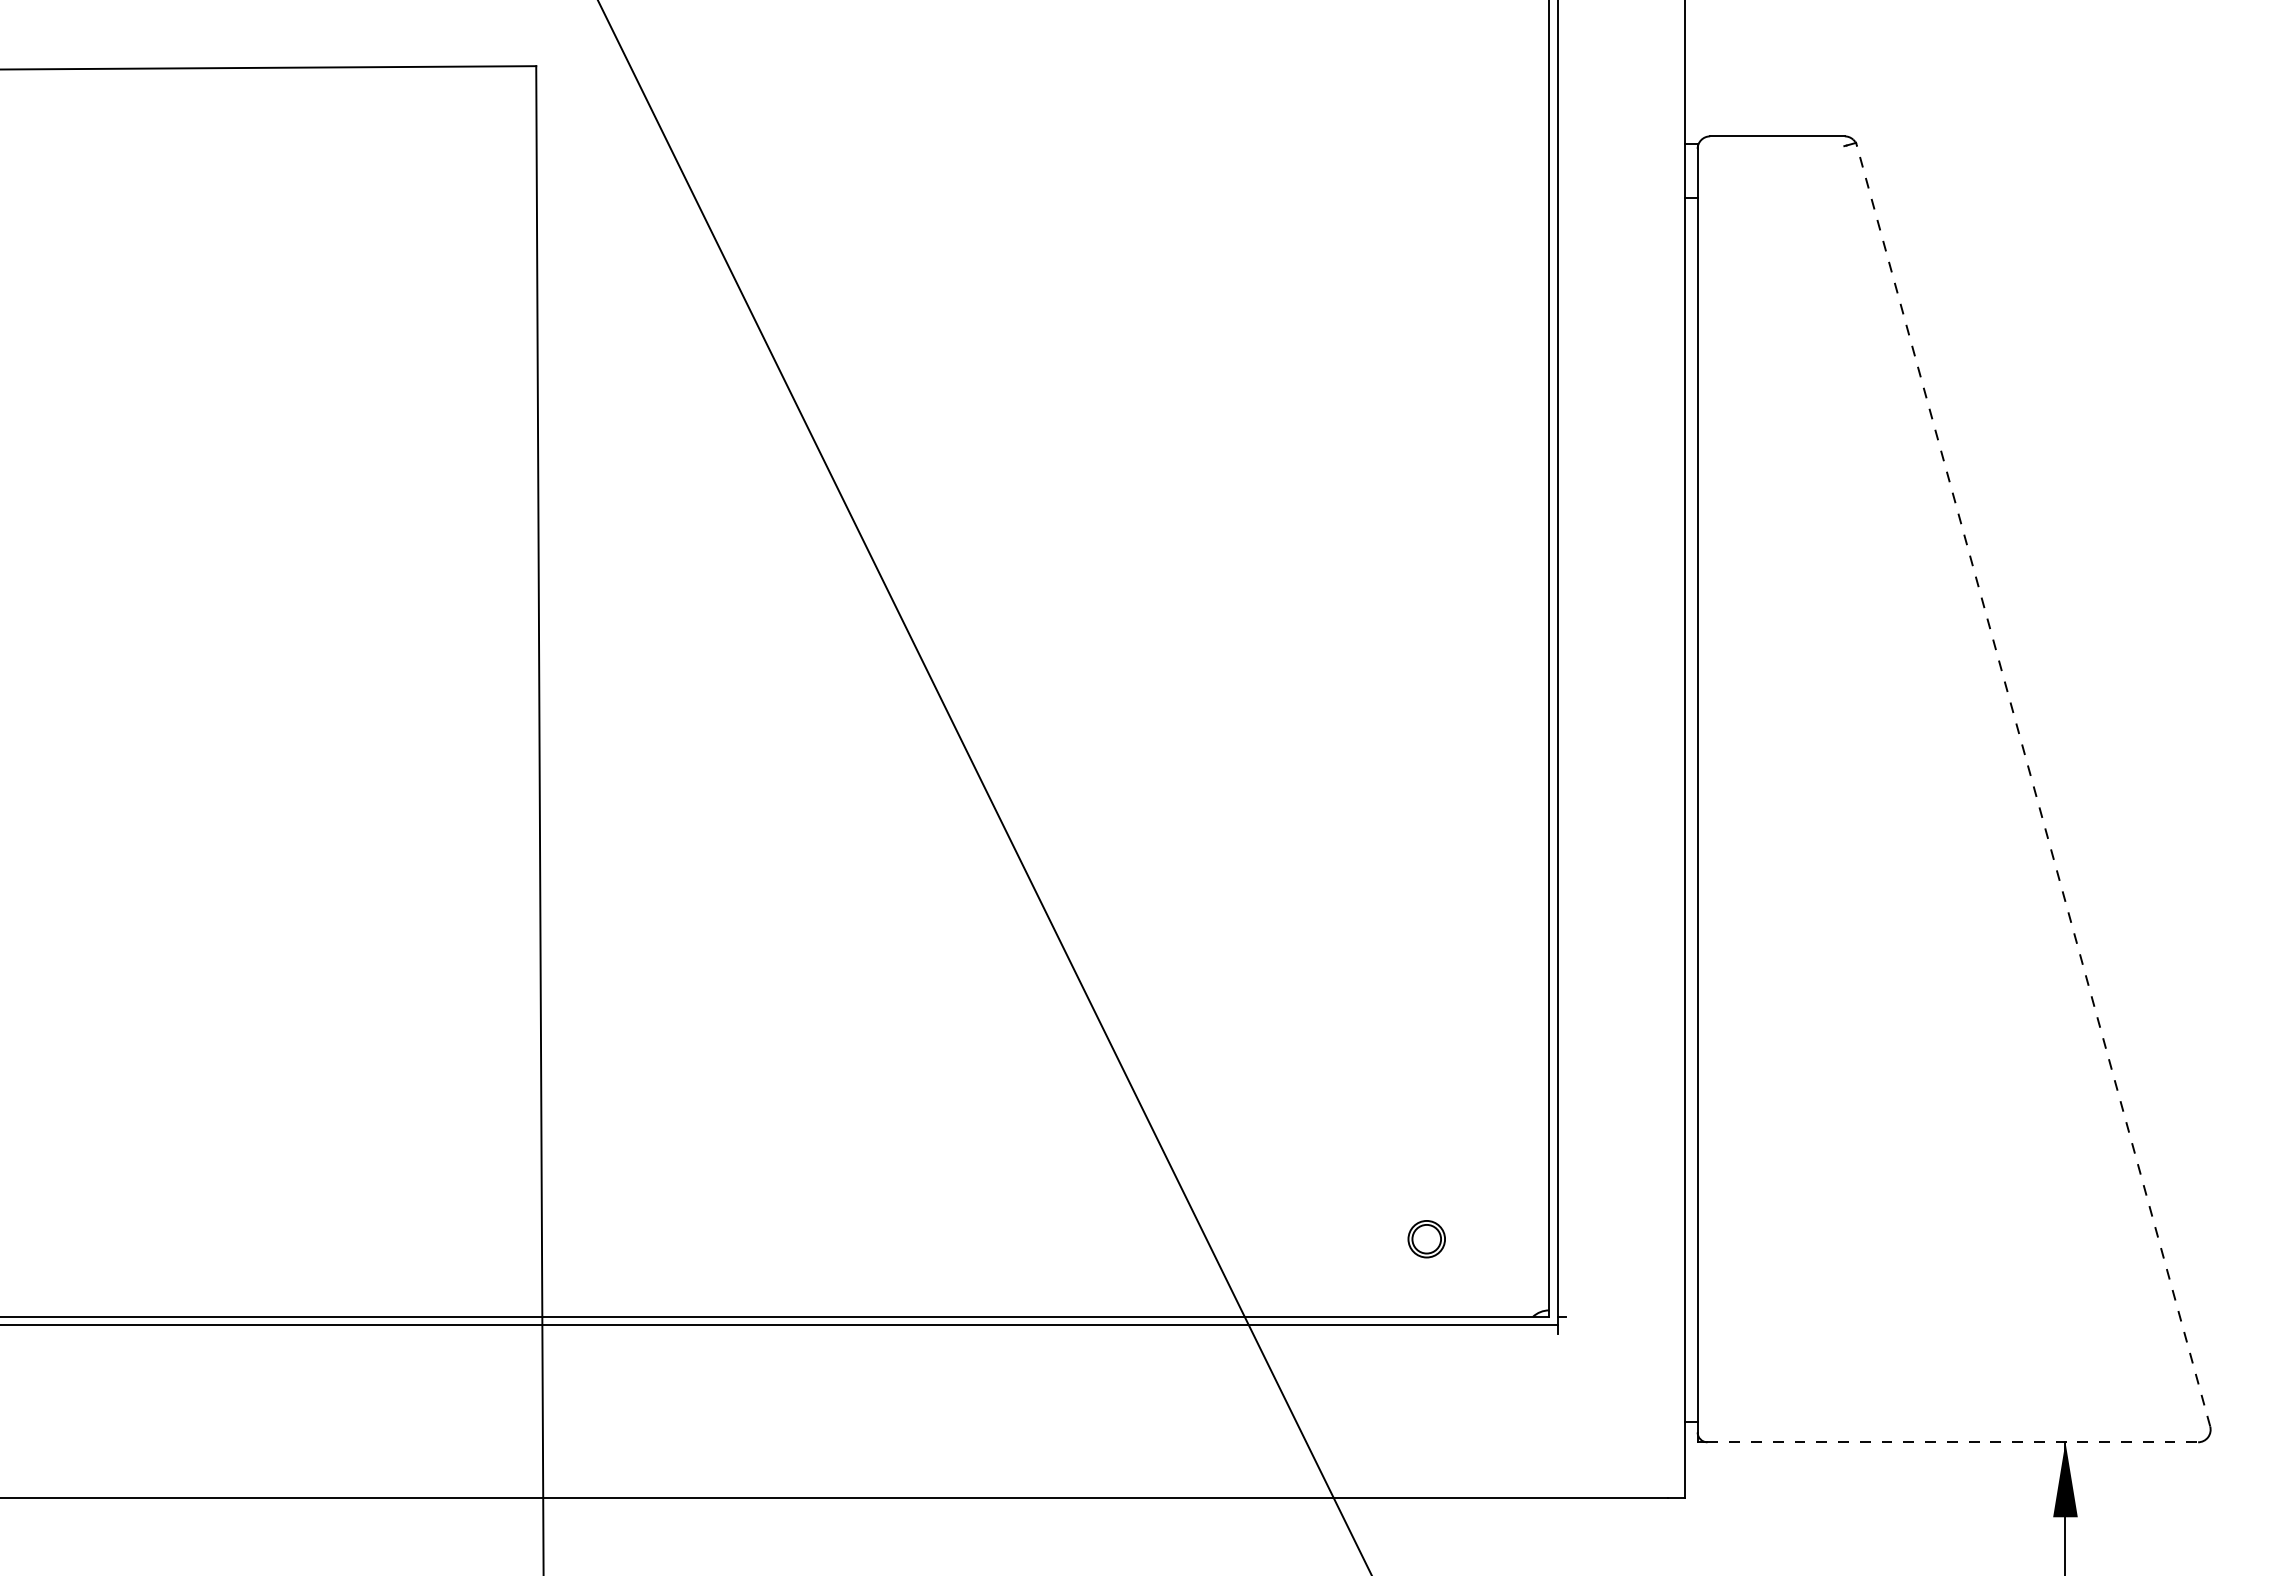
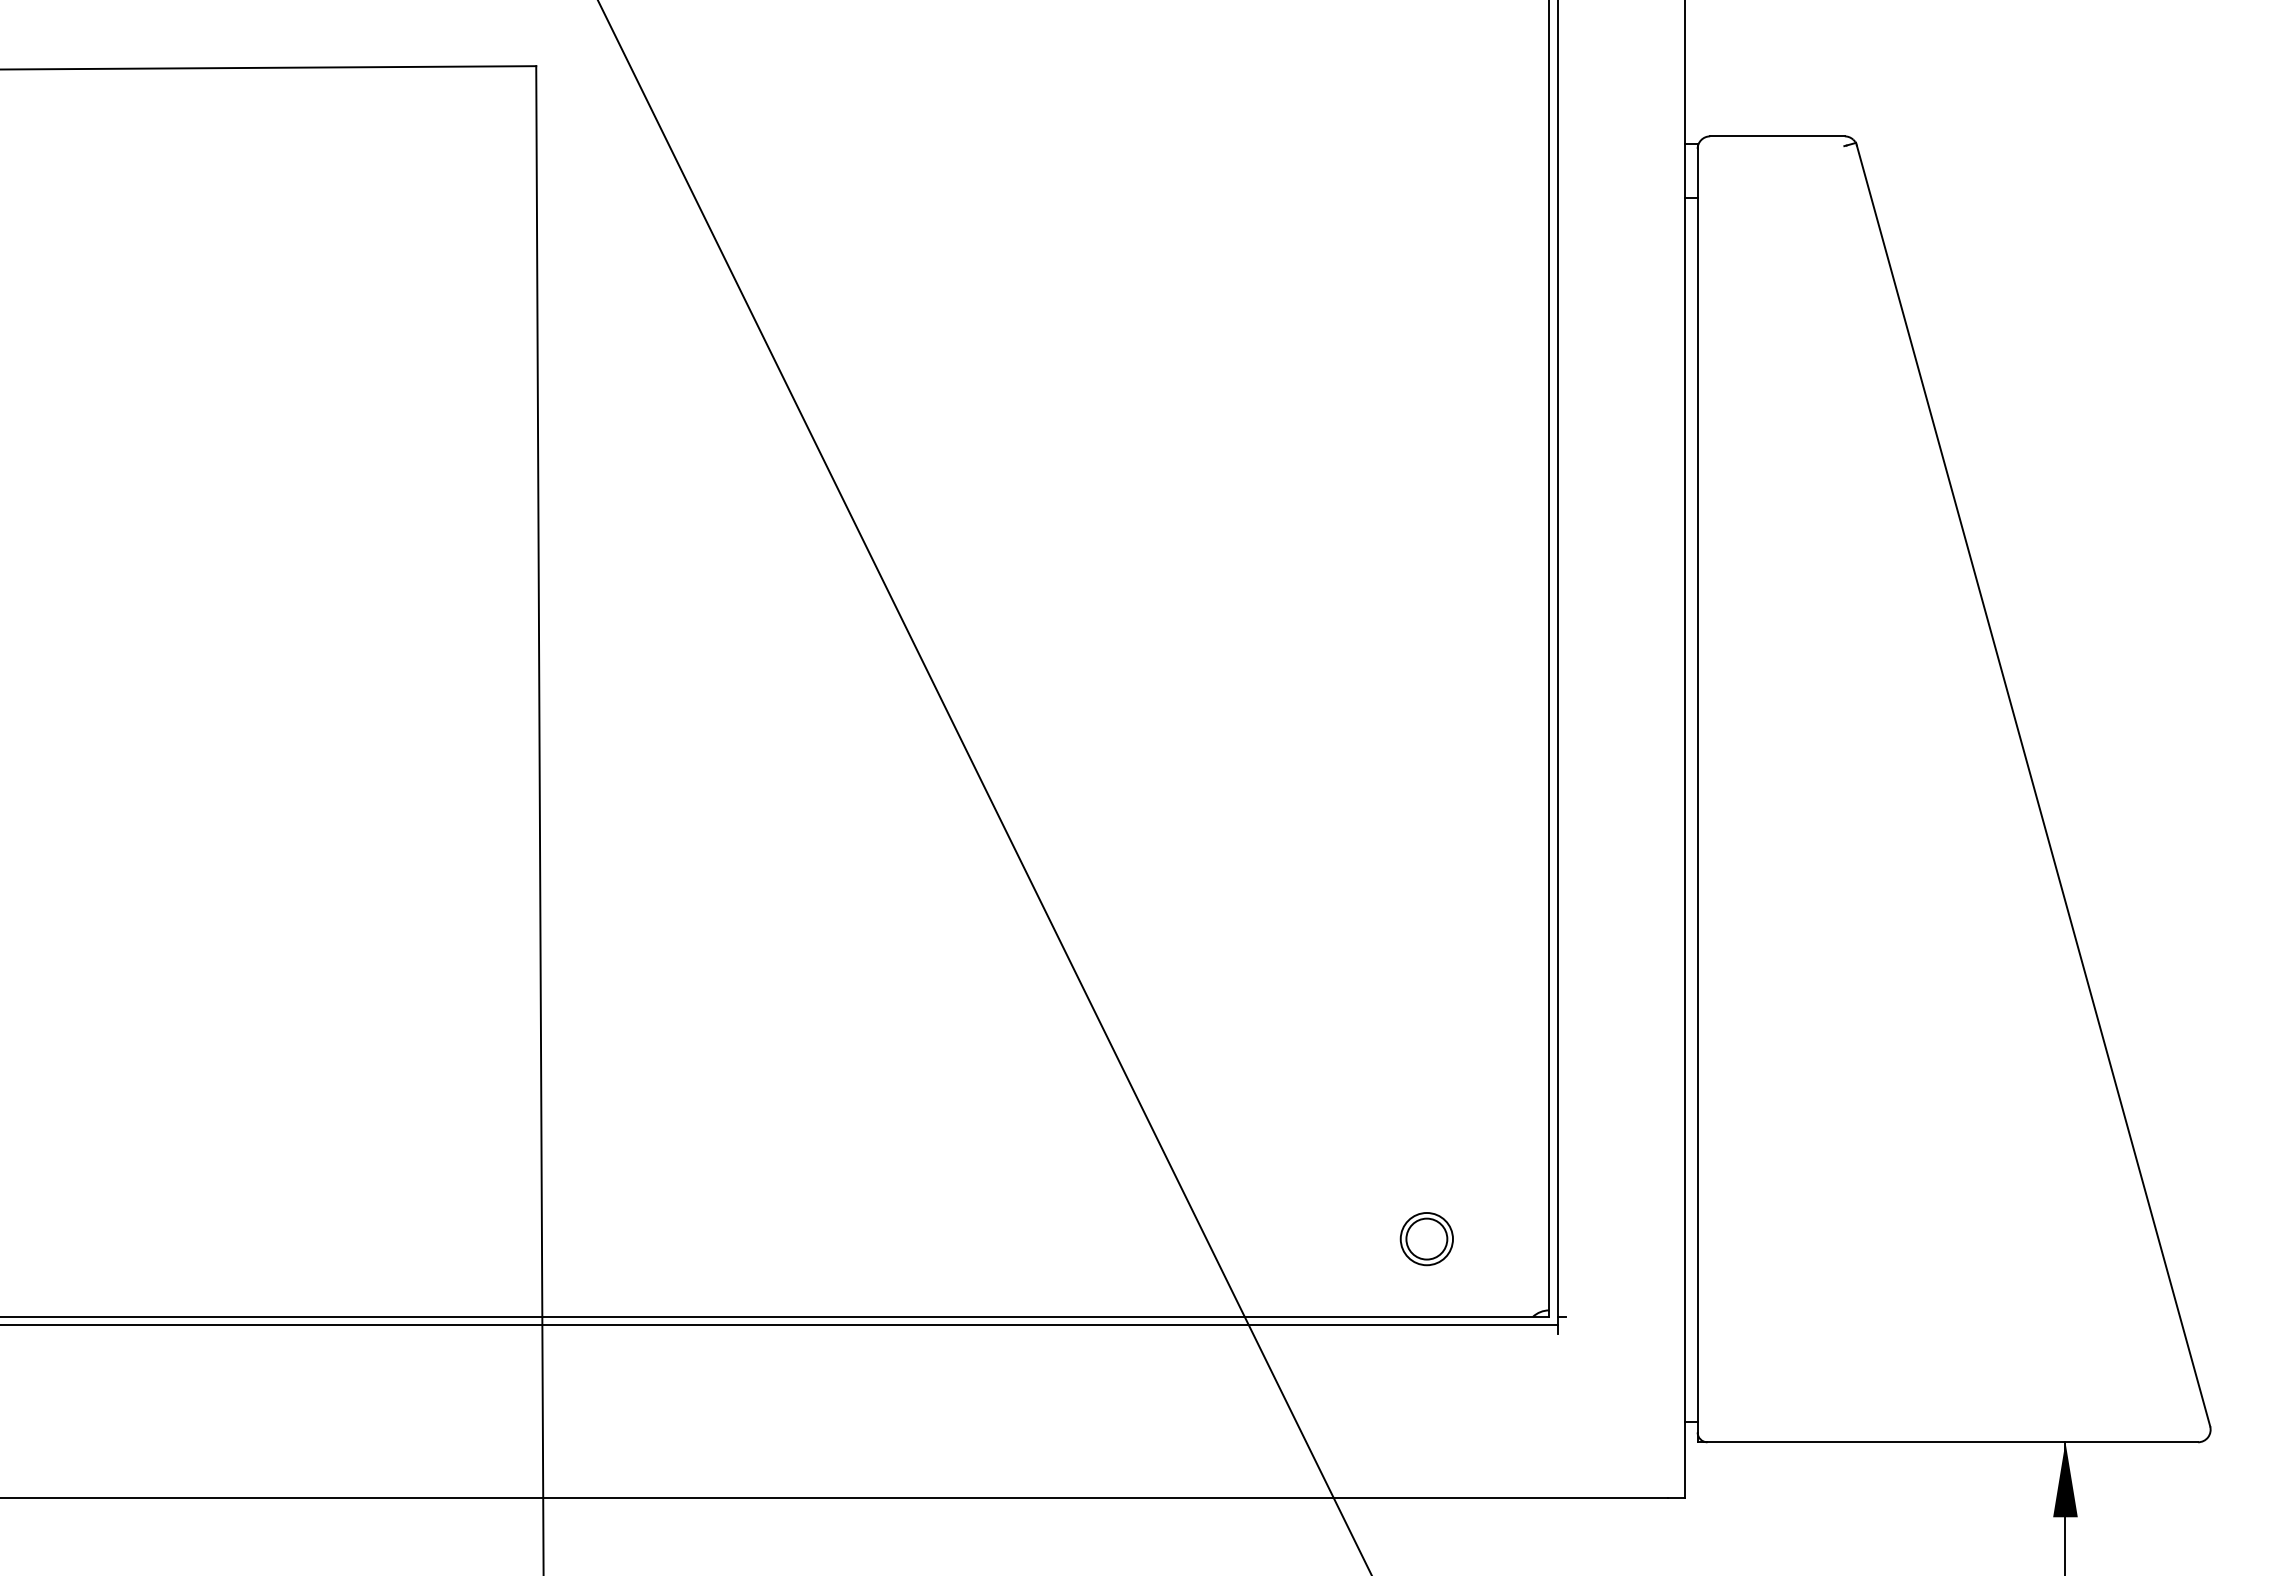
line: dashed -> solid (2033, 785)
part size: 39x39 px -> 55x55 px (1426, 1239)
line: dashed -> solid (1953, 1442)
